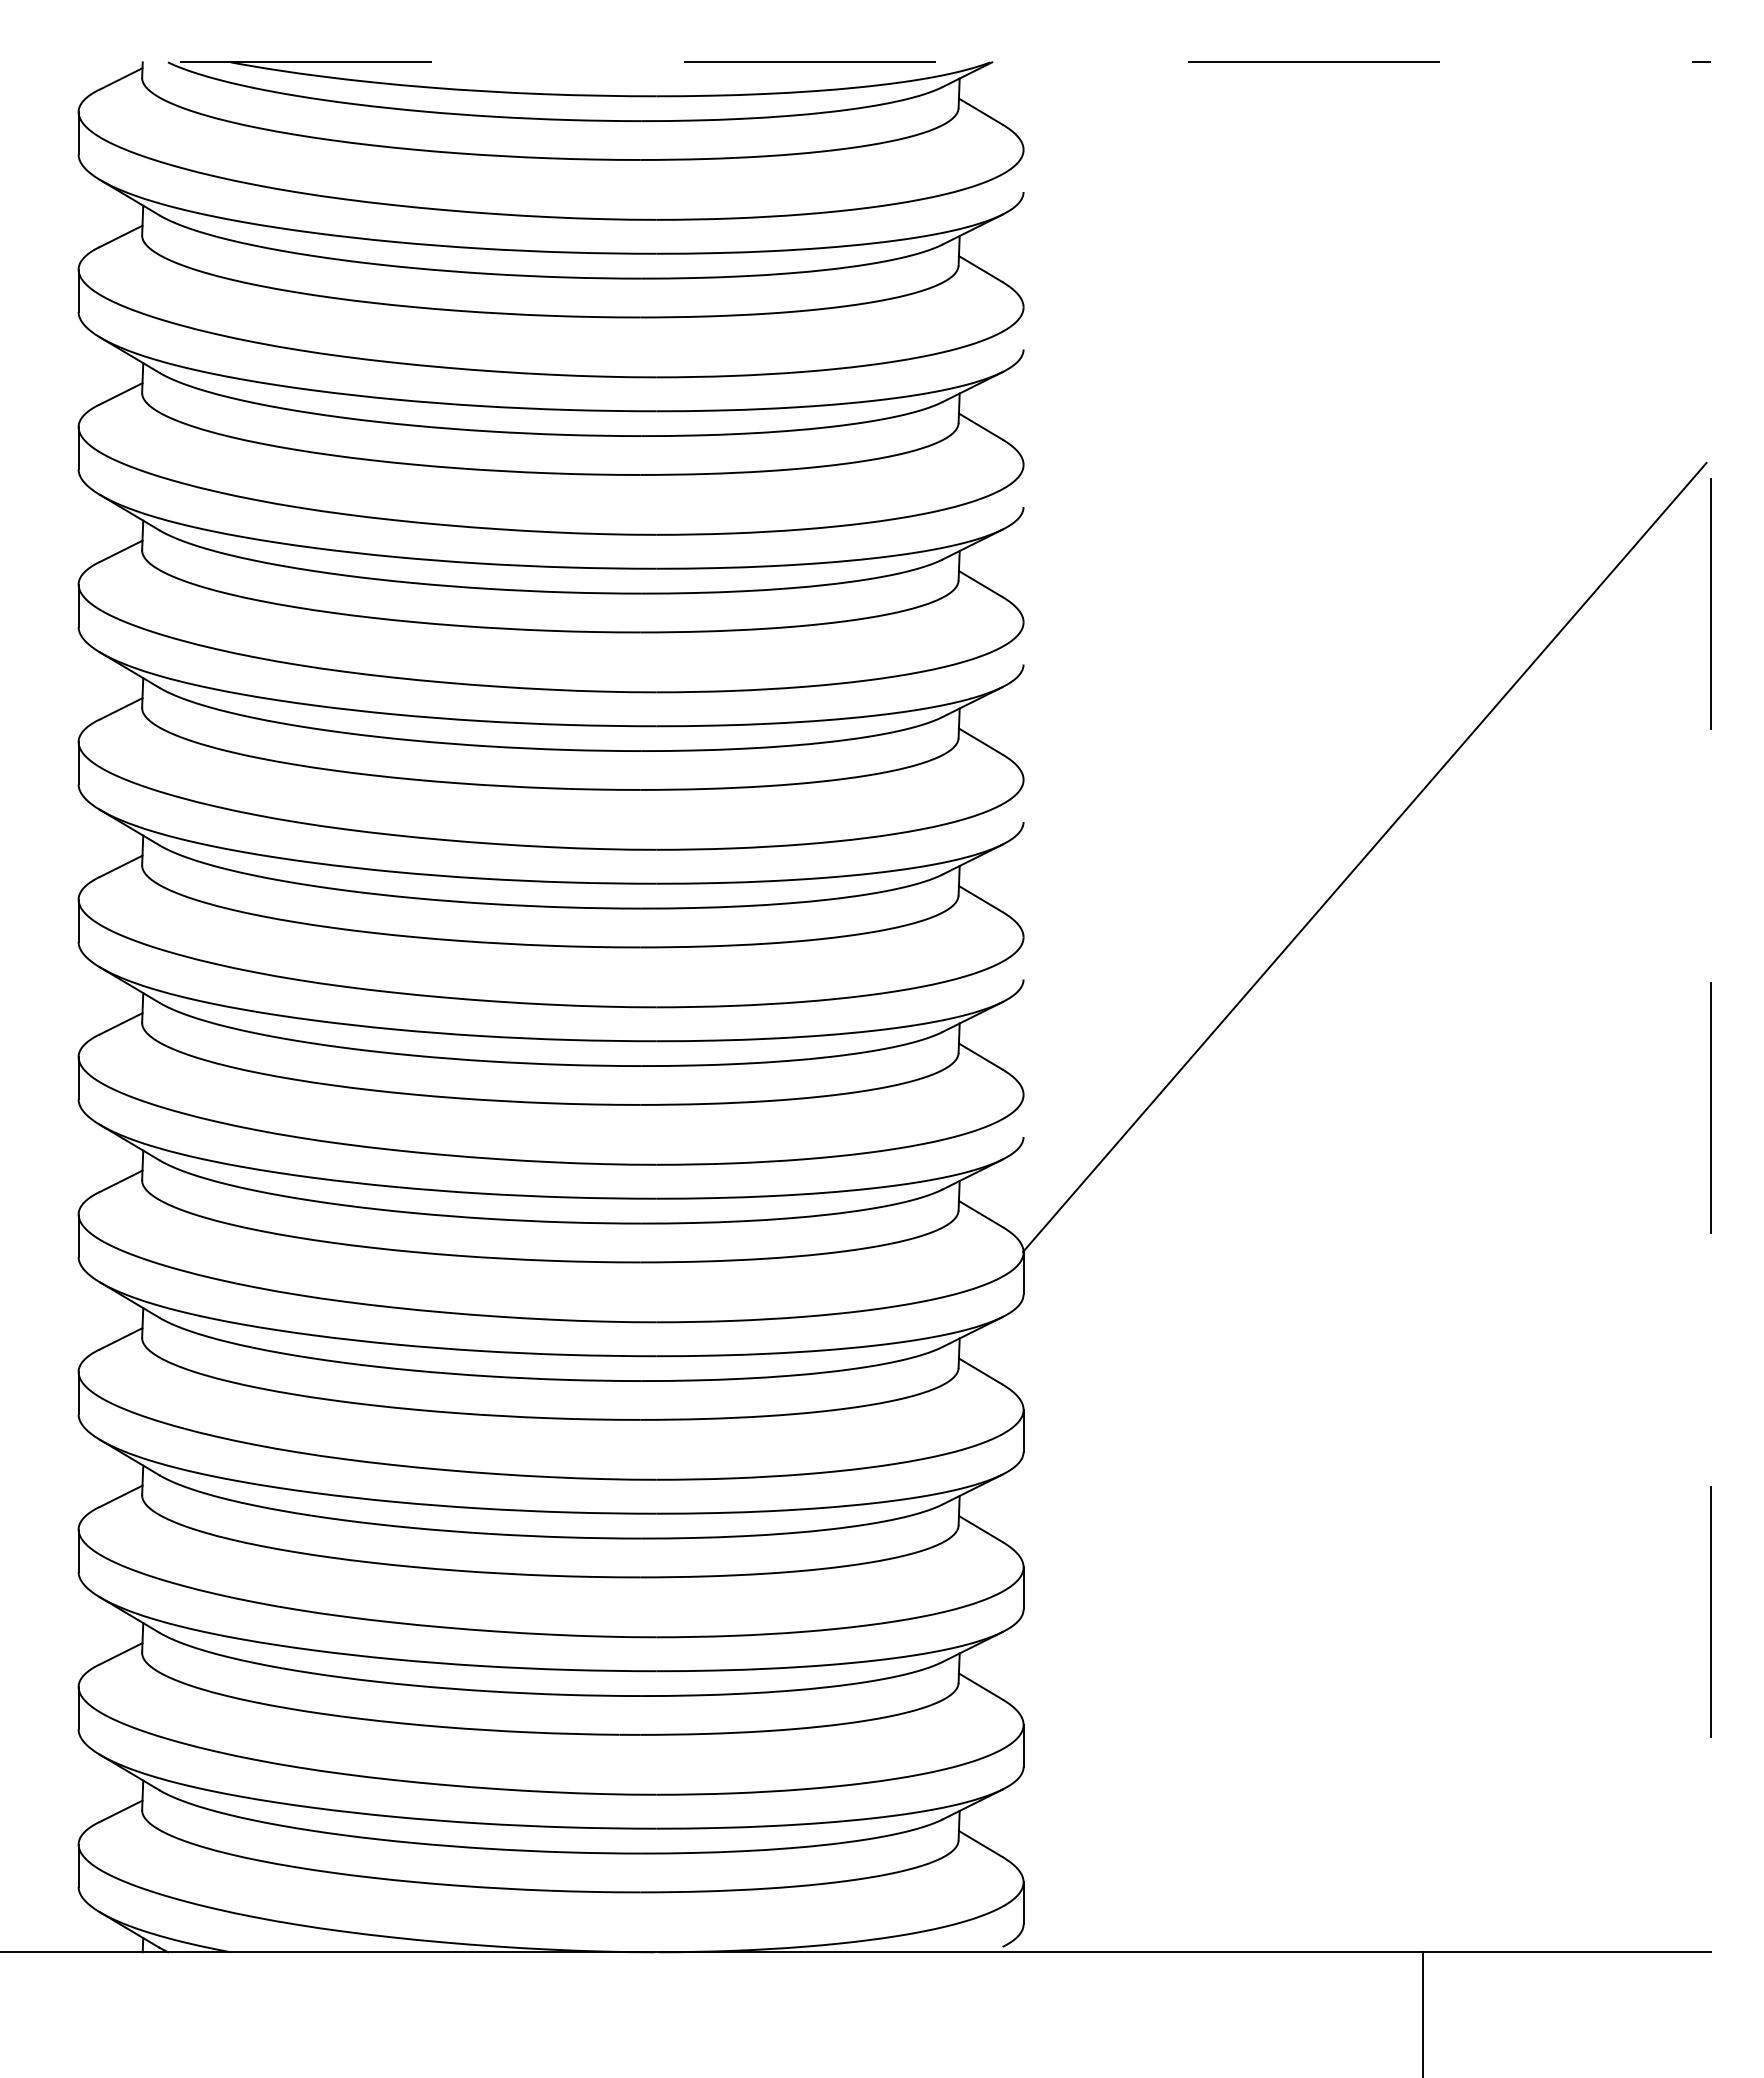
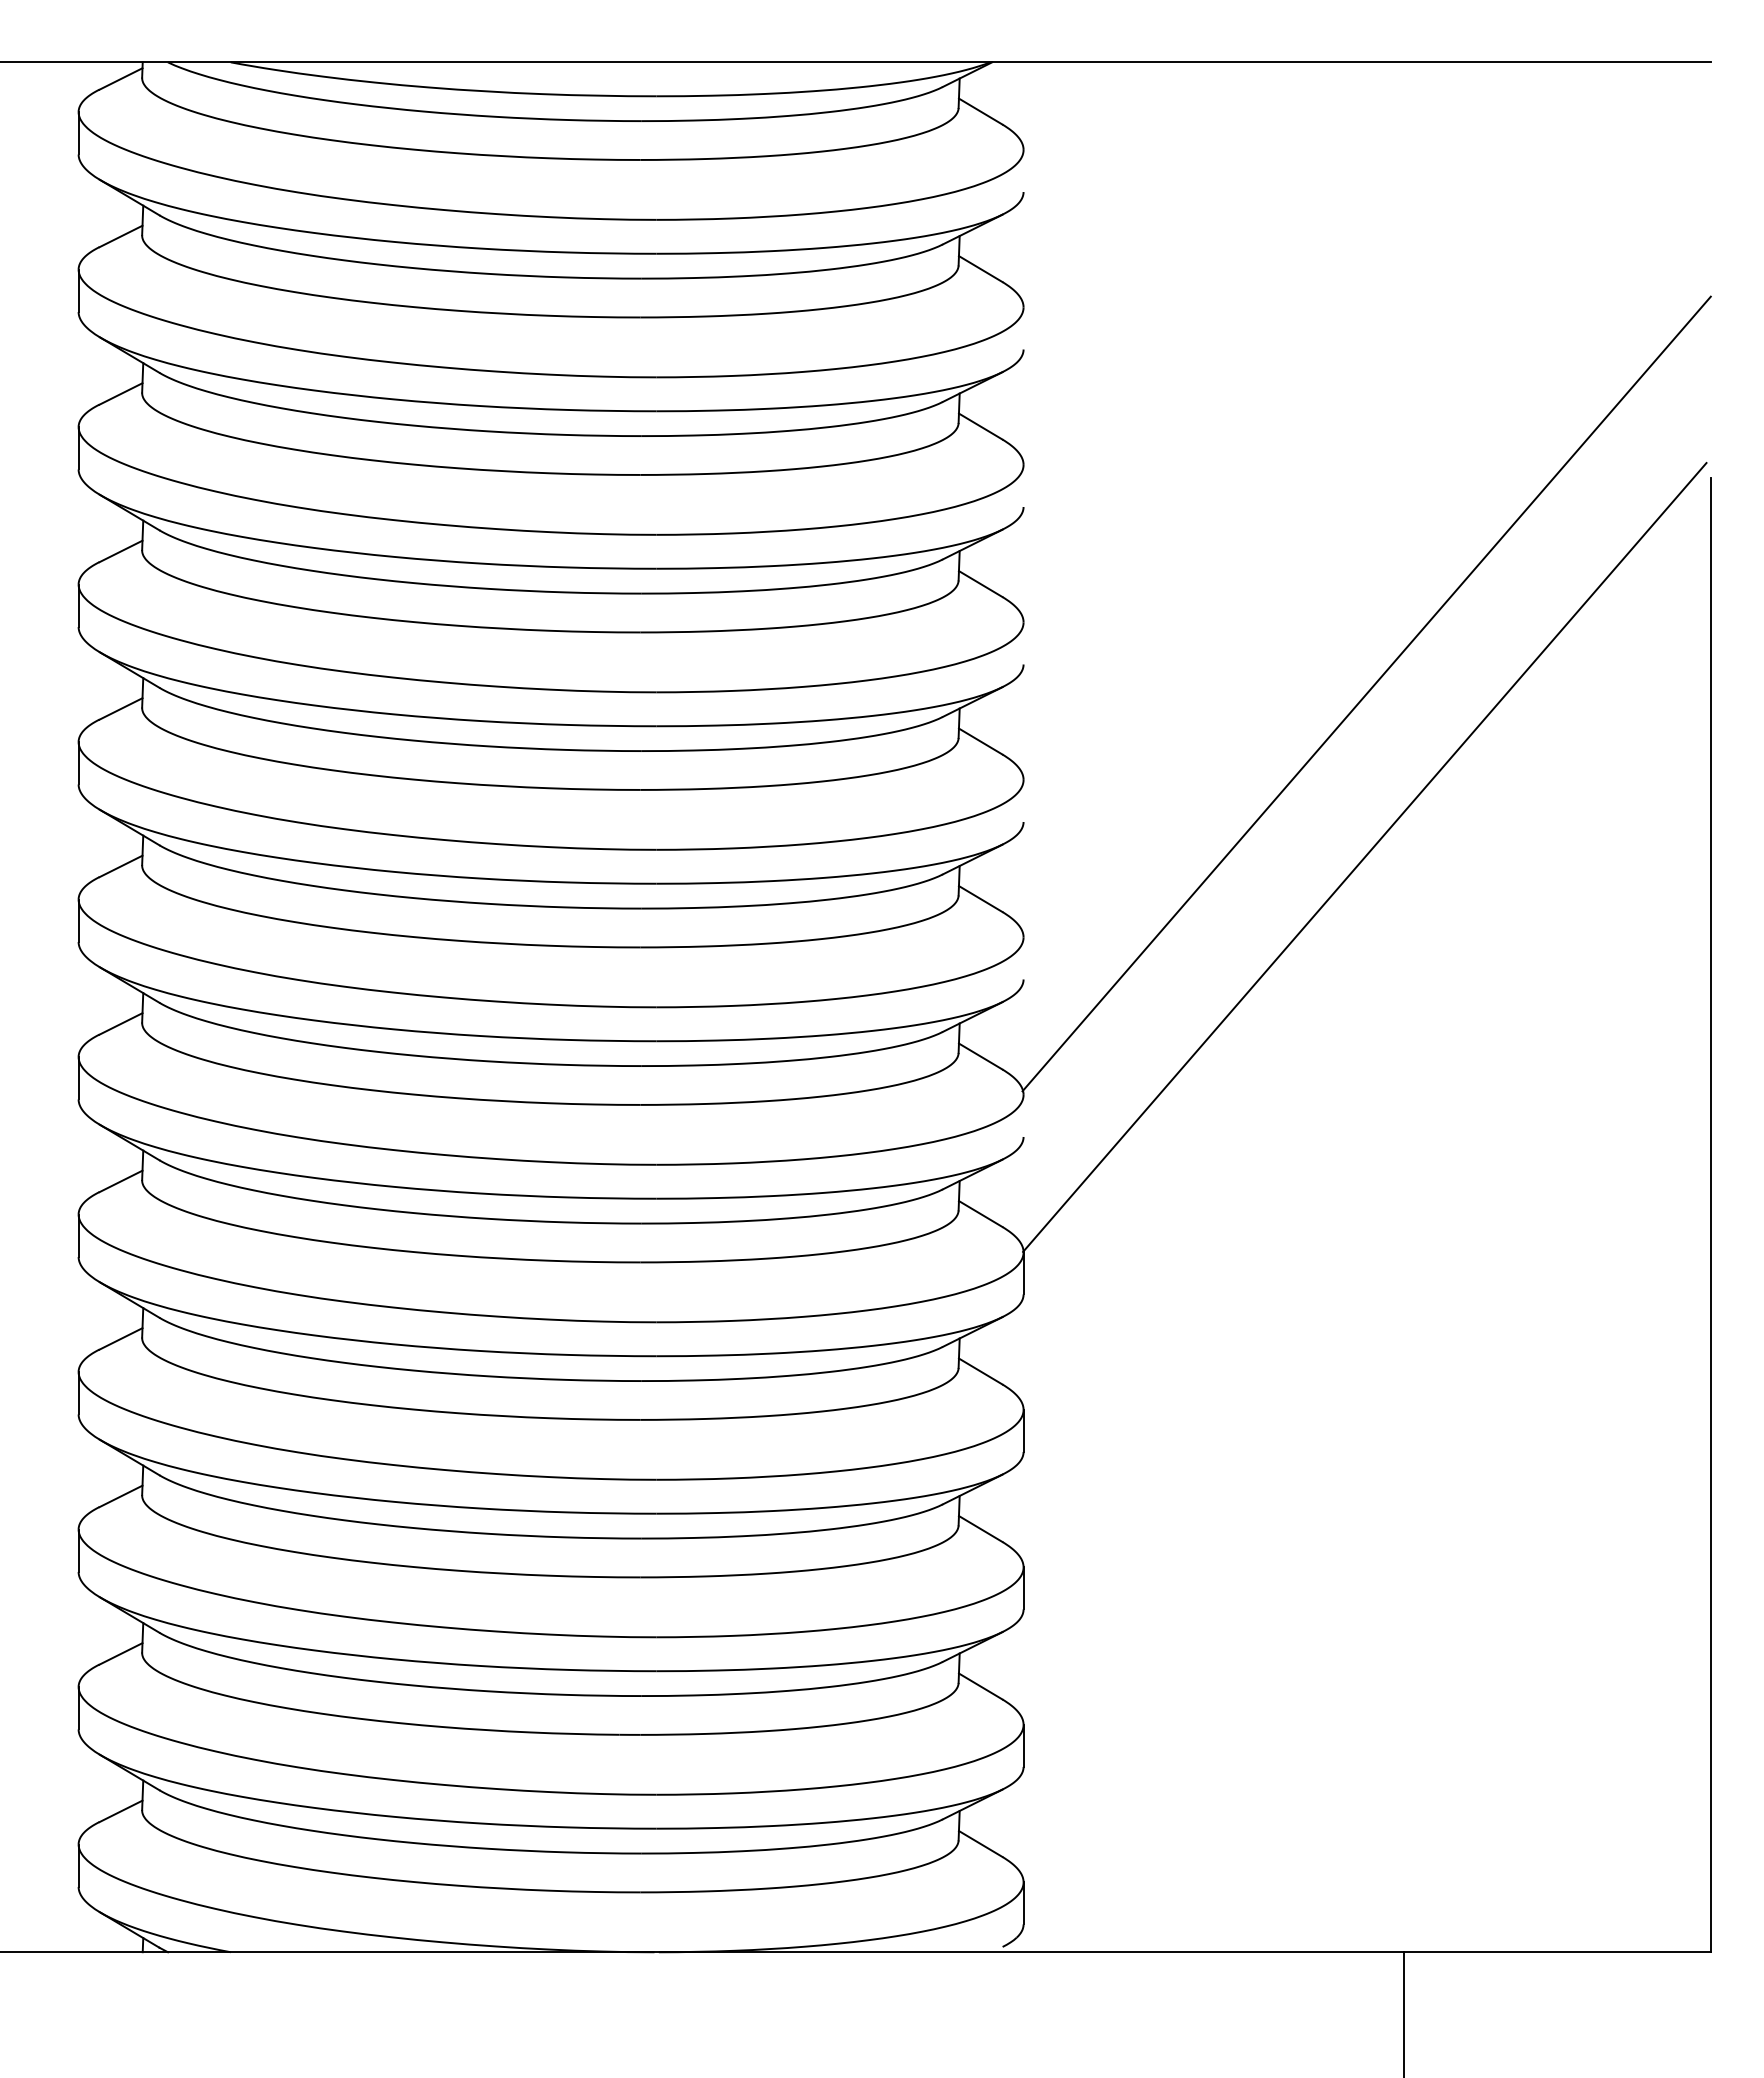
line: dashed -> solid (856, 62)
line: none -> present (1366, 693)
line: dashed -> solid (1710, 1215)
line position: (1422, 2013) -> (1403, 2013) (1403, 2013)
